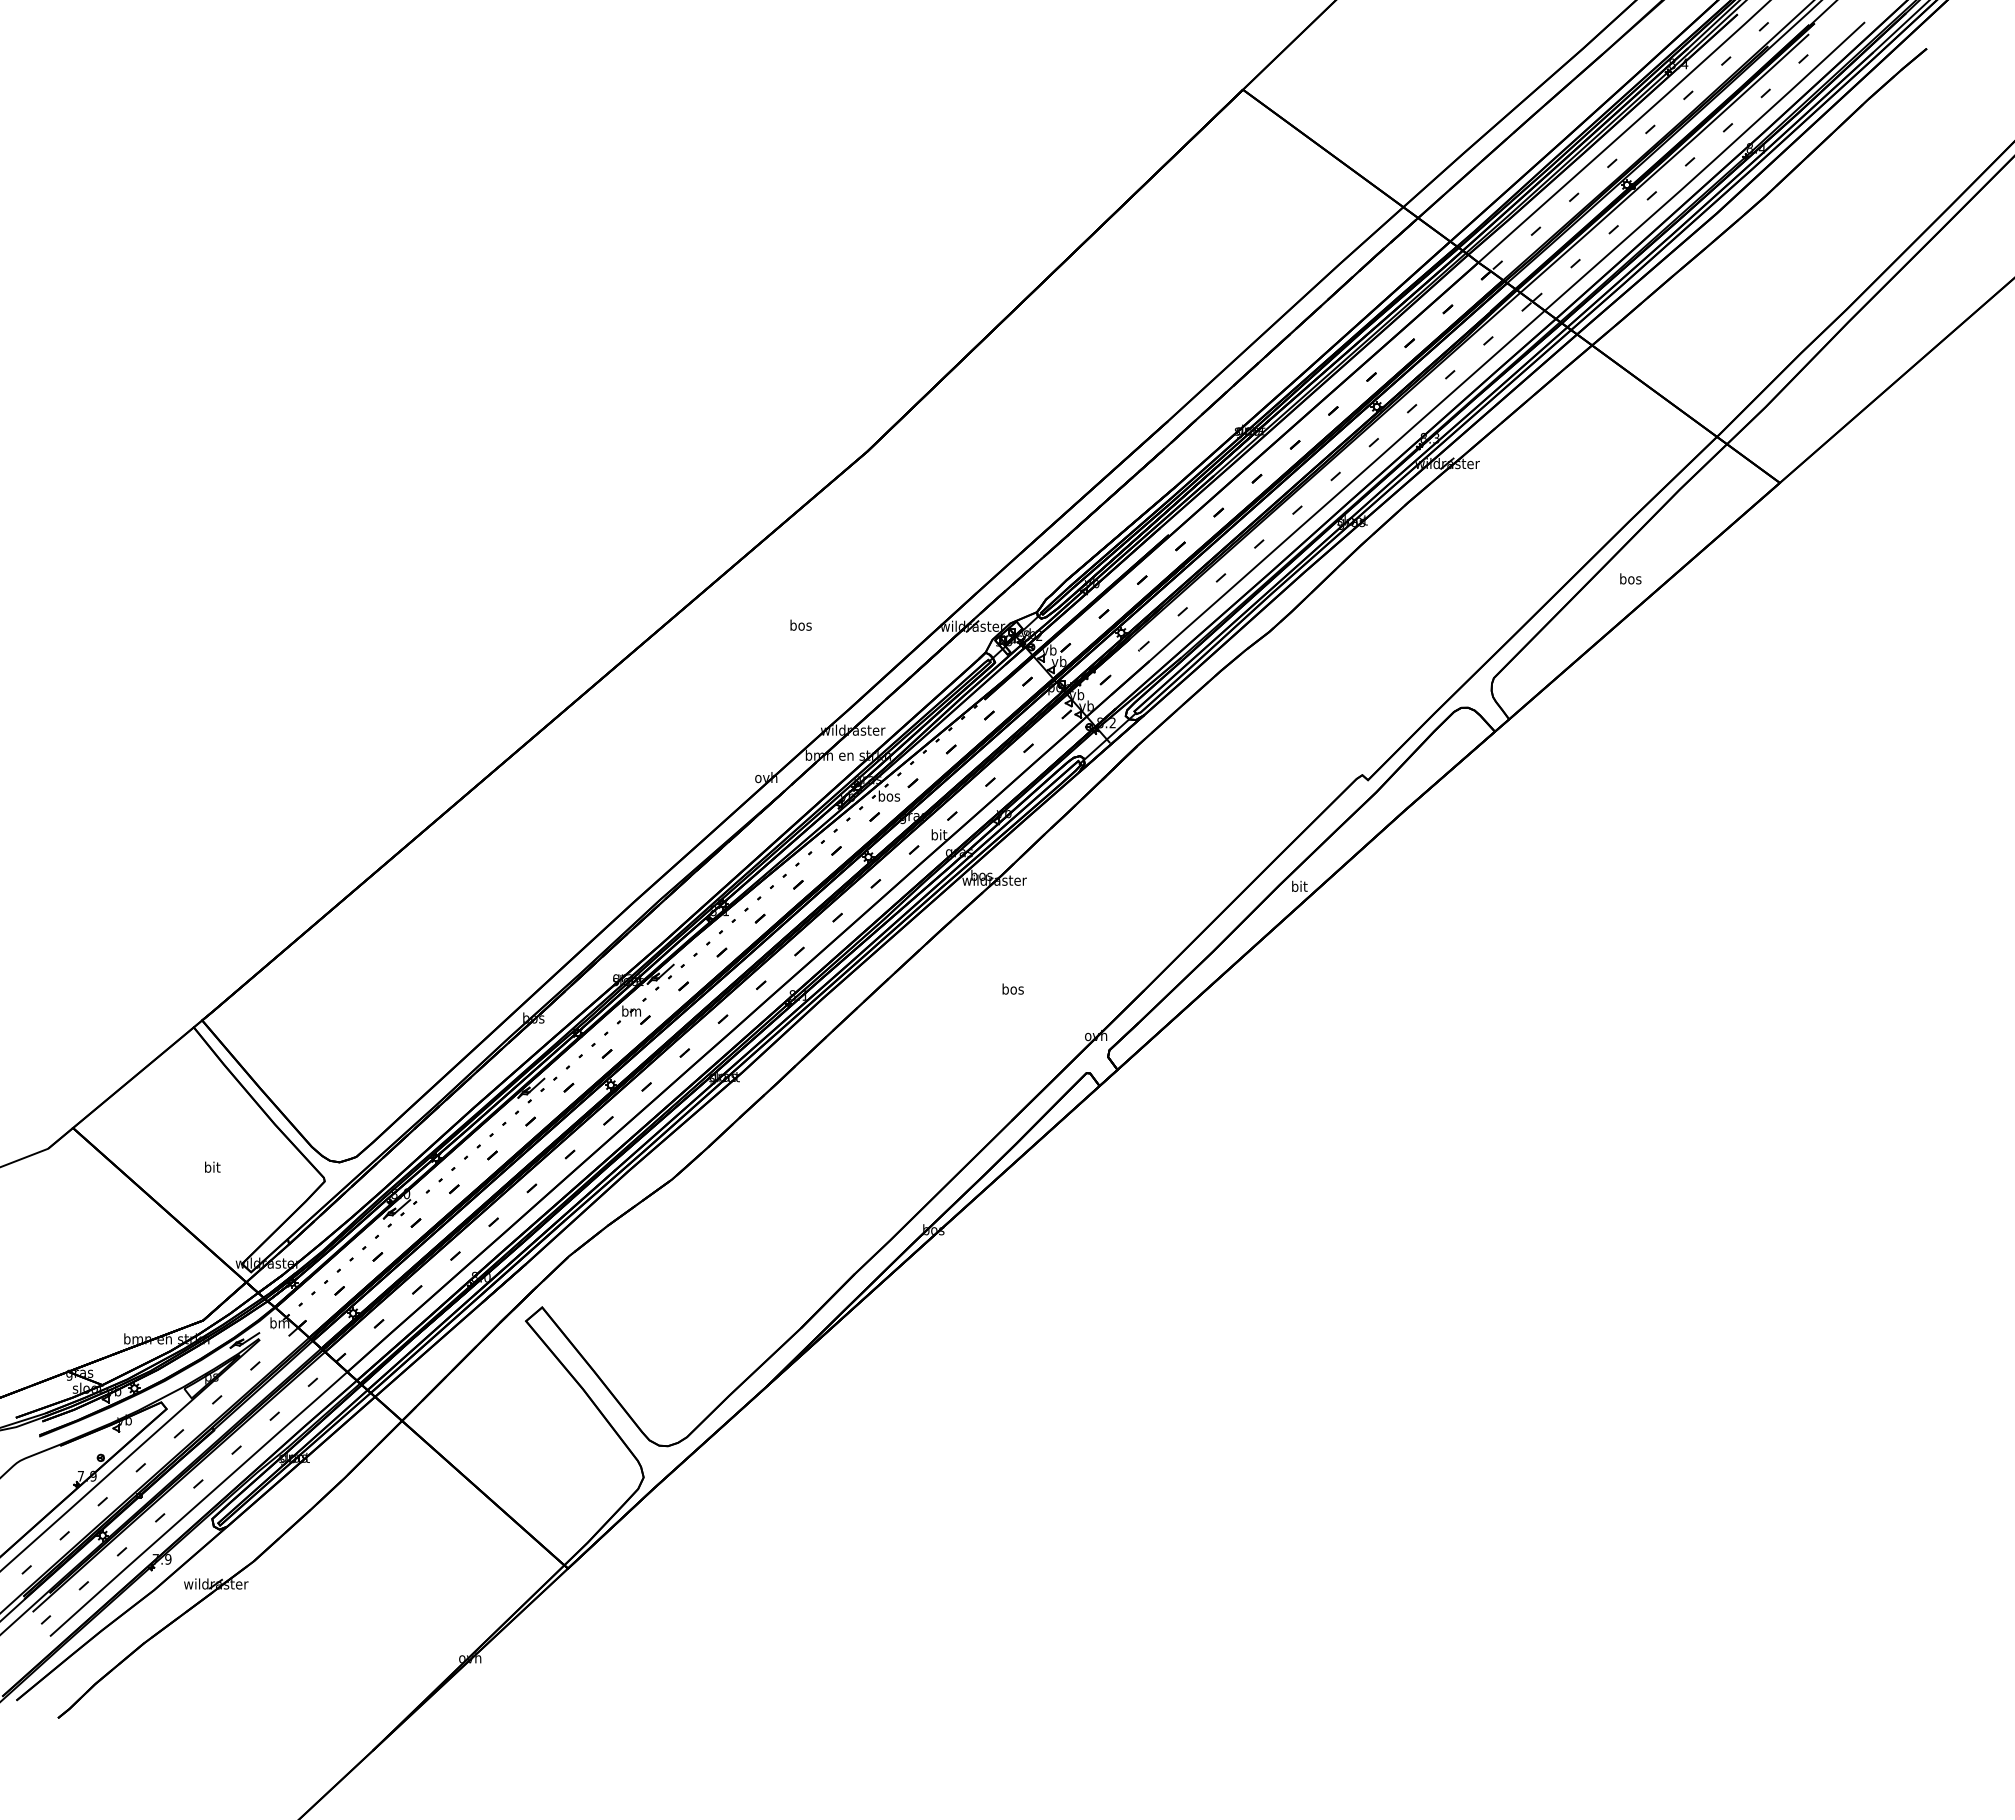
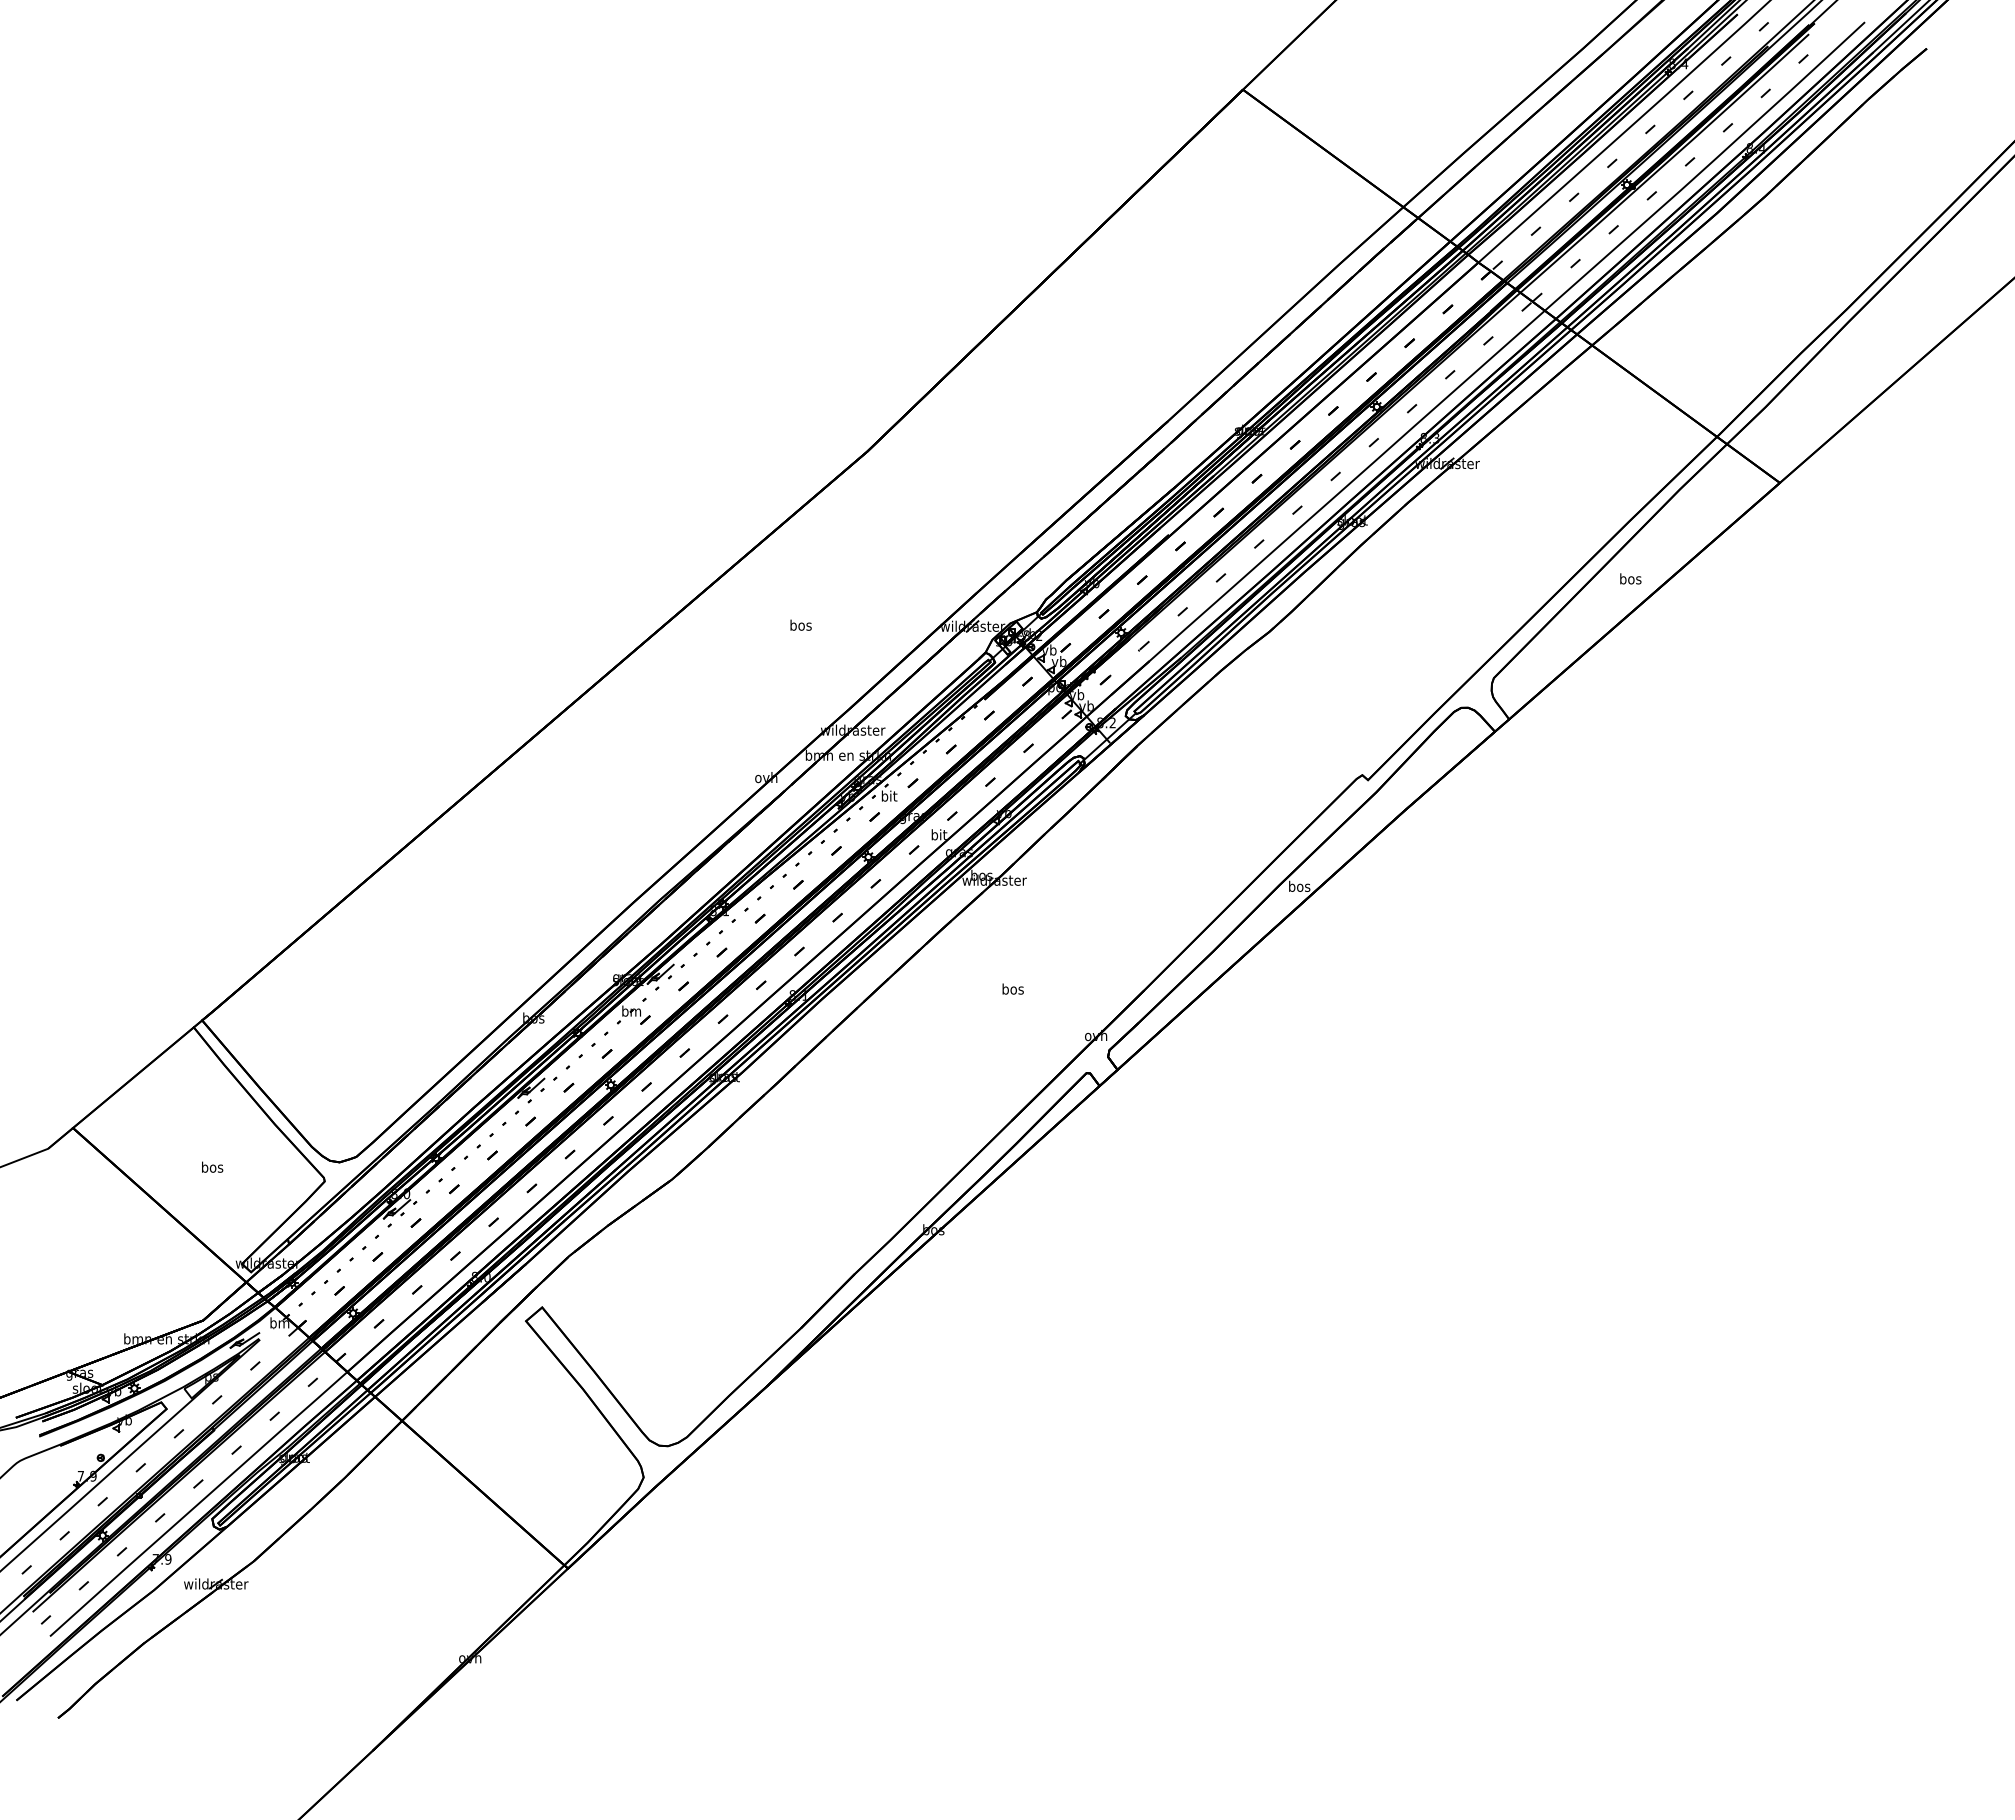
text: bos -> bit (889, 795)
text: bit -> bos (1299, 885)
text: bit -> bos (212, 1166)
